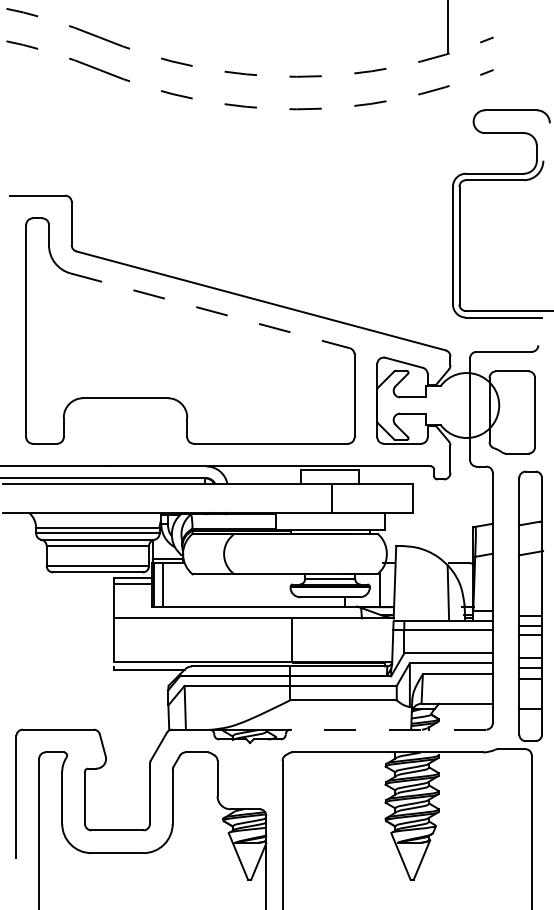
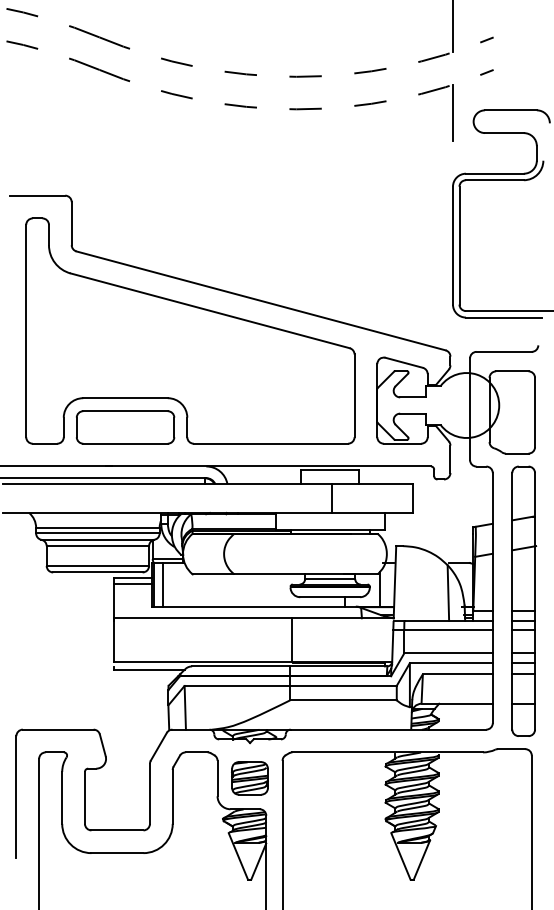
line position: (447, 27) -> (452, 27) (452, 27)
line: none -> present (452, 112)
line: dashed -> solid (210, 310)
part: none -> present (125, 427)
part position: (531, 605) -> (524, 600) (524, 600)
line: dashed -> solid (388, 729)
part: none -> present (249, 778)
